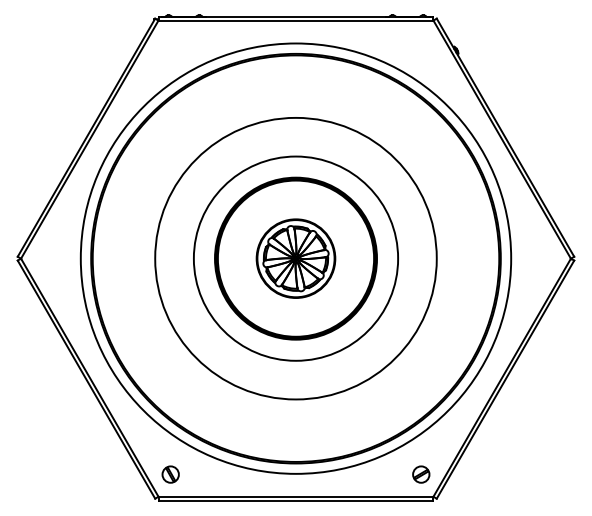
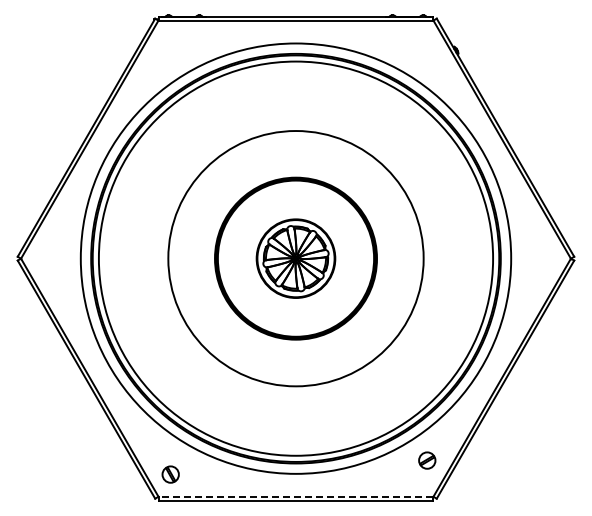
circle diameter: 204 px -> 255 px (295, 258)
circle diameter: 282 px -> 394 px (295, 258)
part position: (421, 474) -> (427, 460) (427, 460)
line: solid -> dashed (295, 496)
